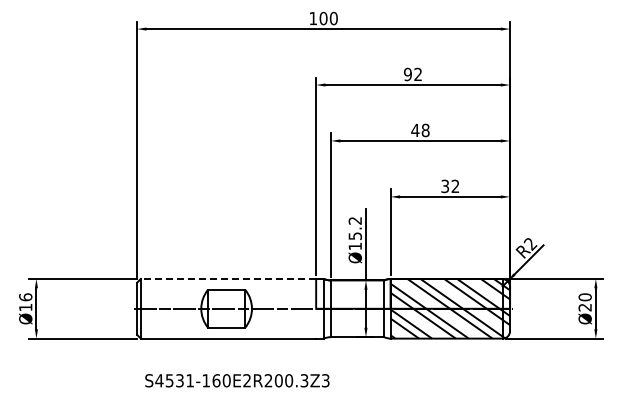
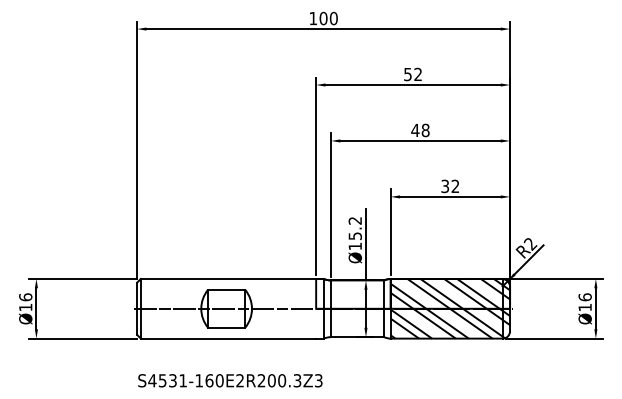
text: 92 -> 52 (407, 73)
line: dashed -> solid (228, 278)
text: Ø20 -> Ø16 (584, 302)
text position: (237, 380) -> (230, 380) (230, 380)
